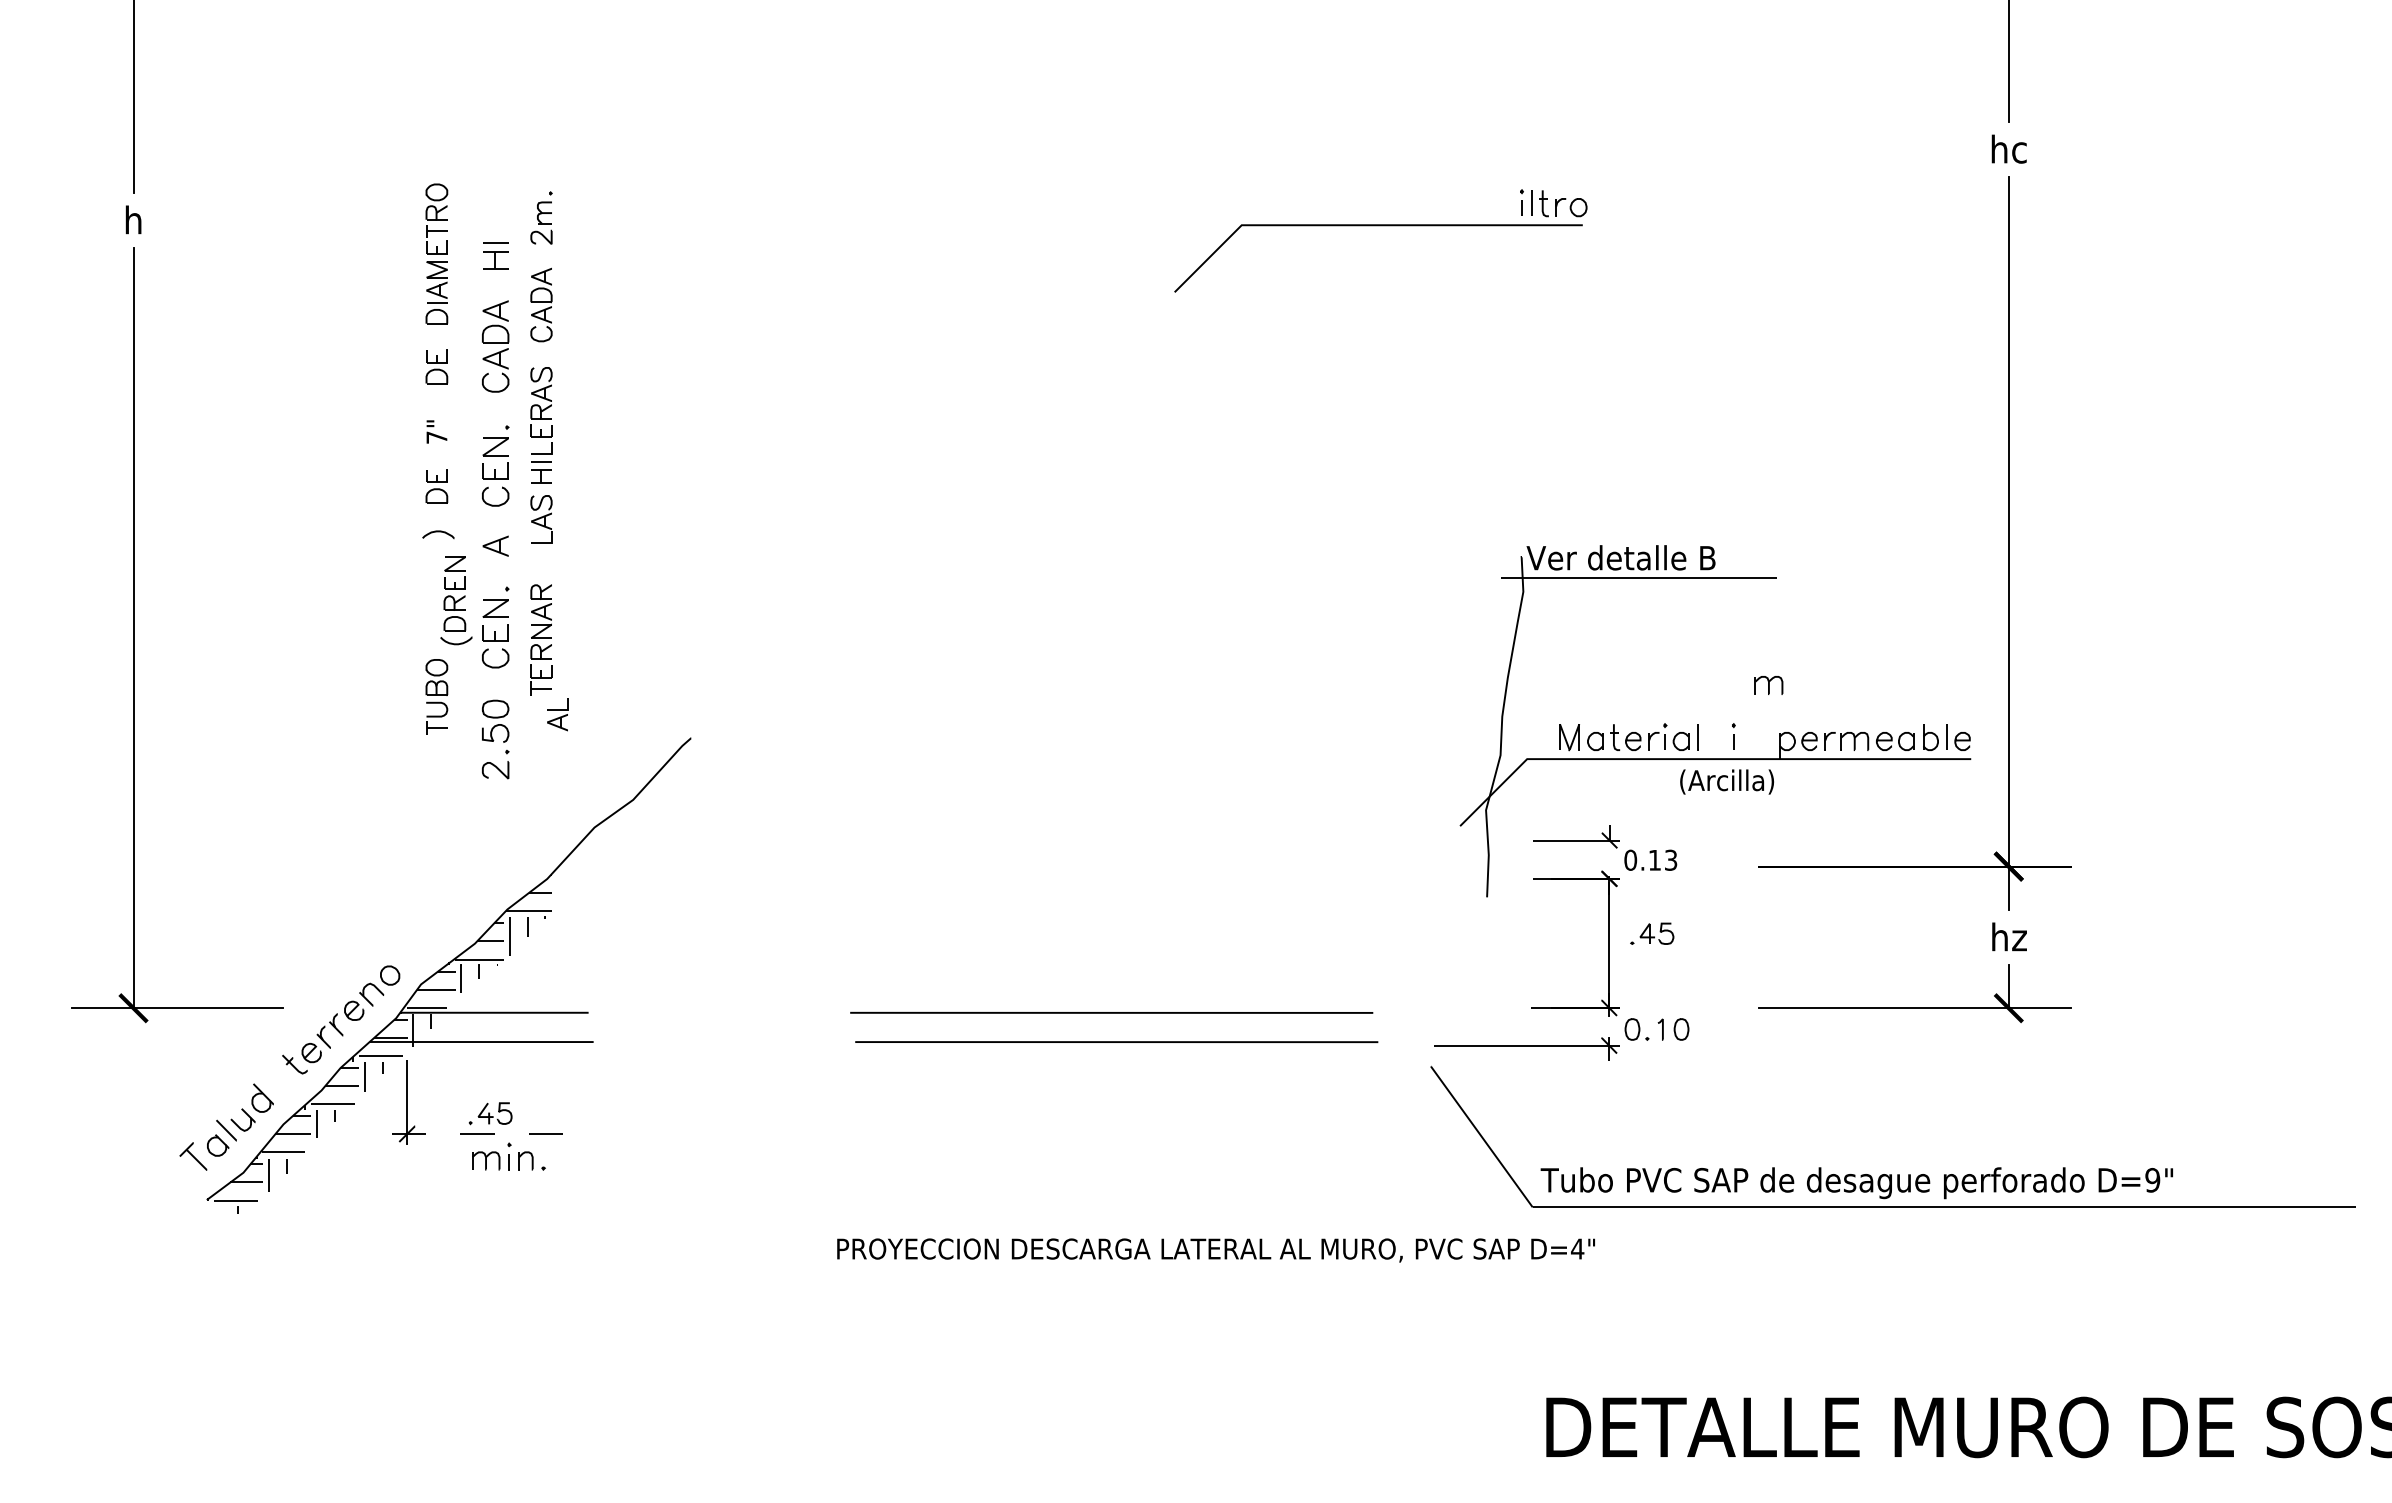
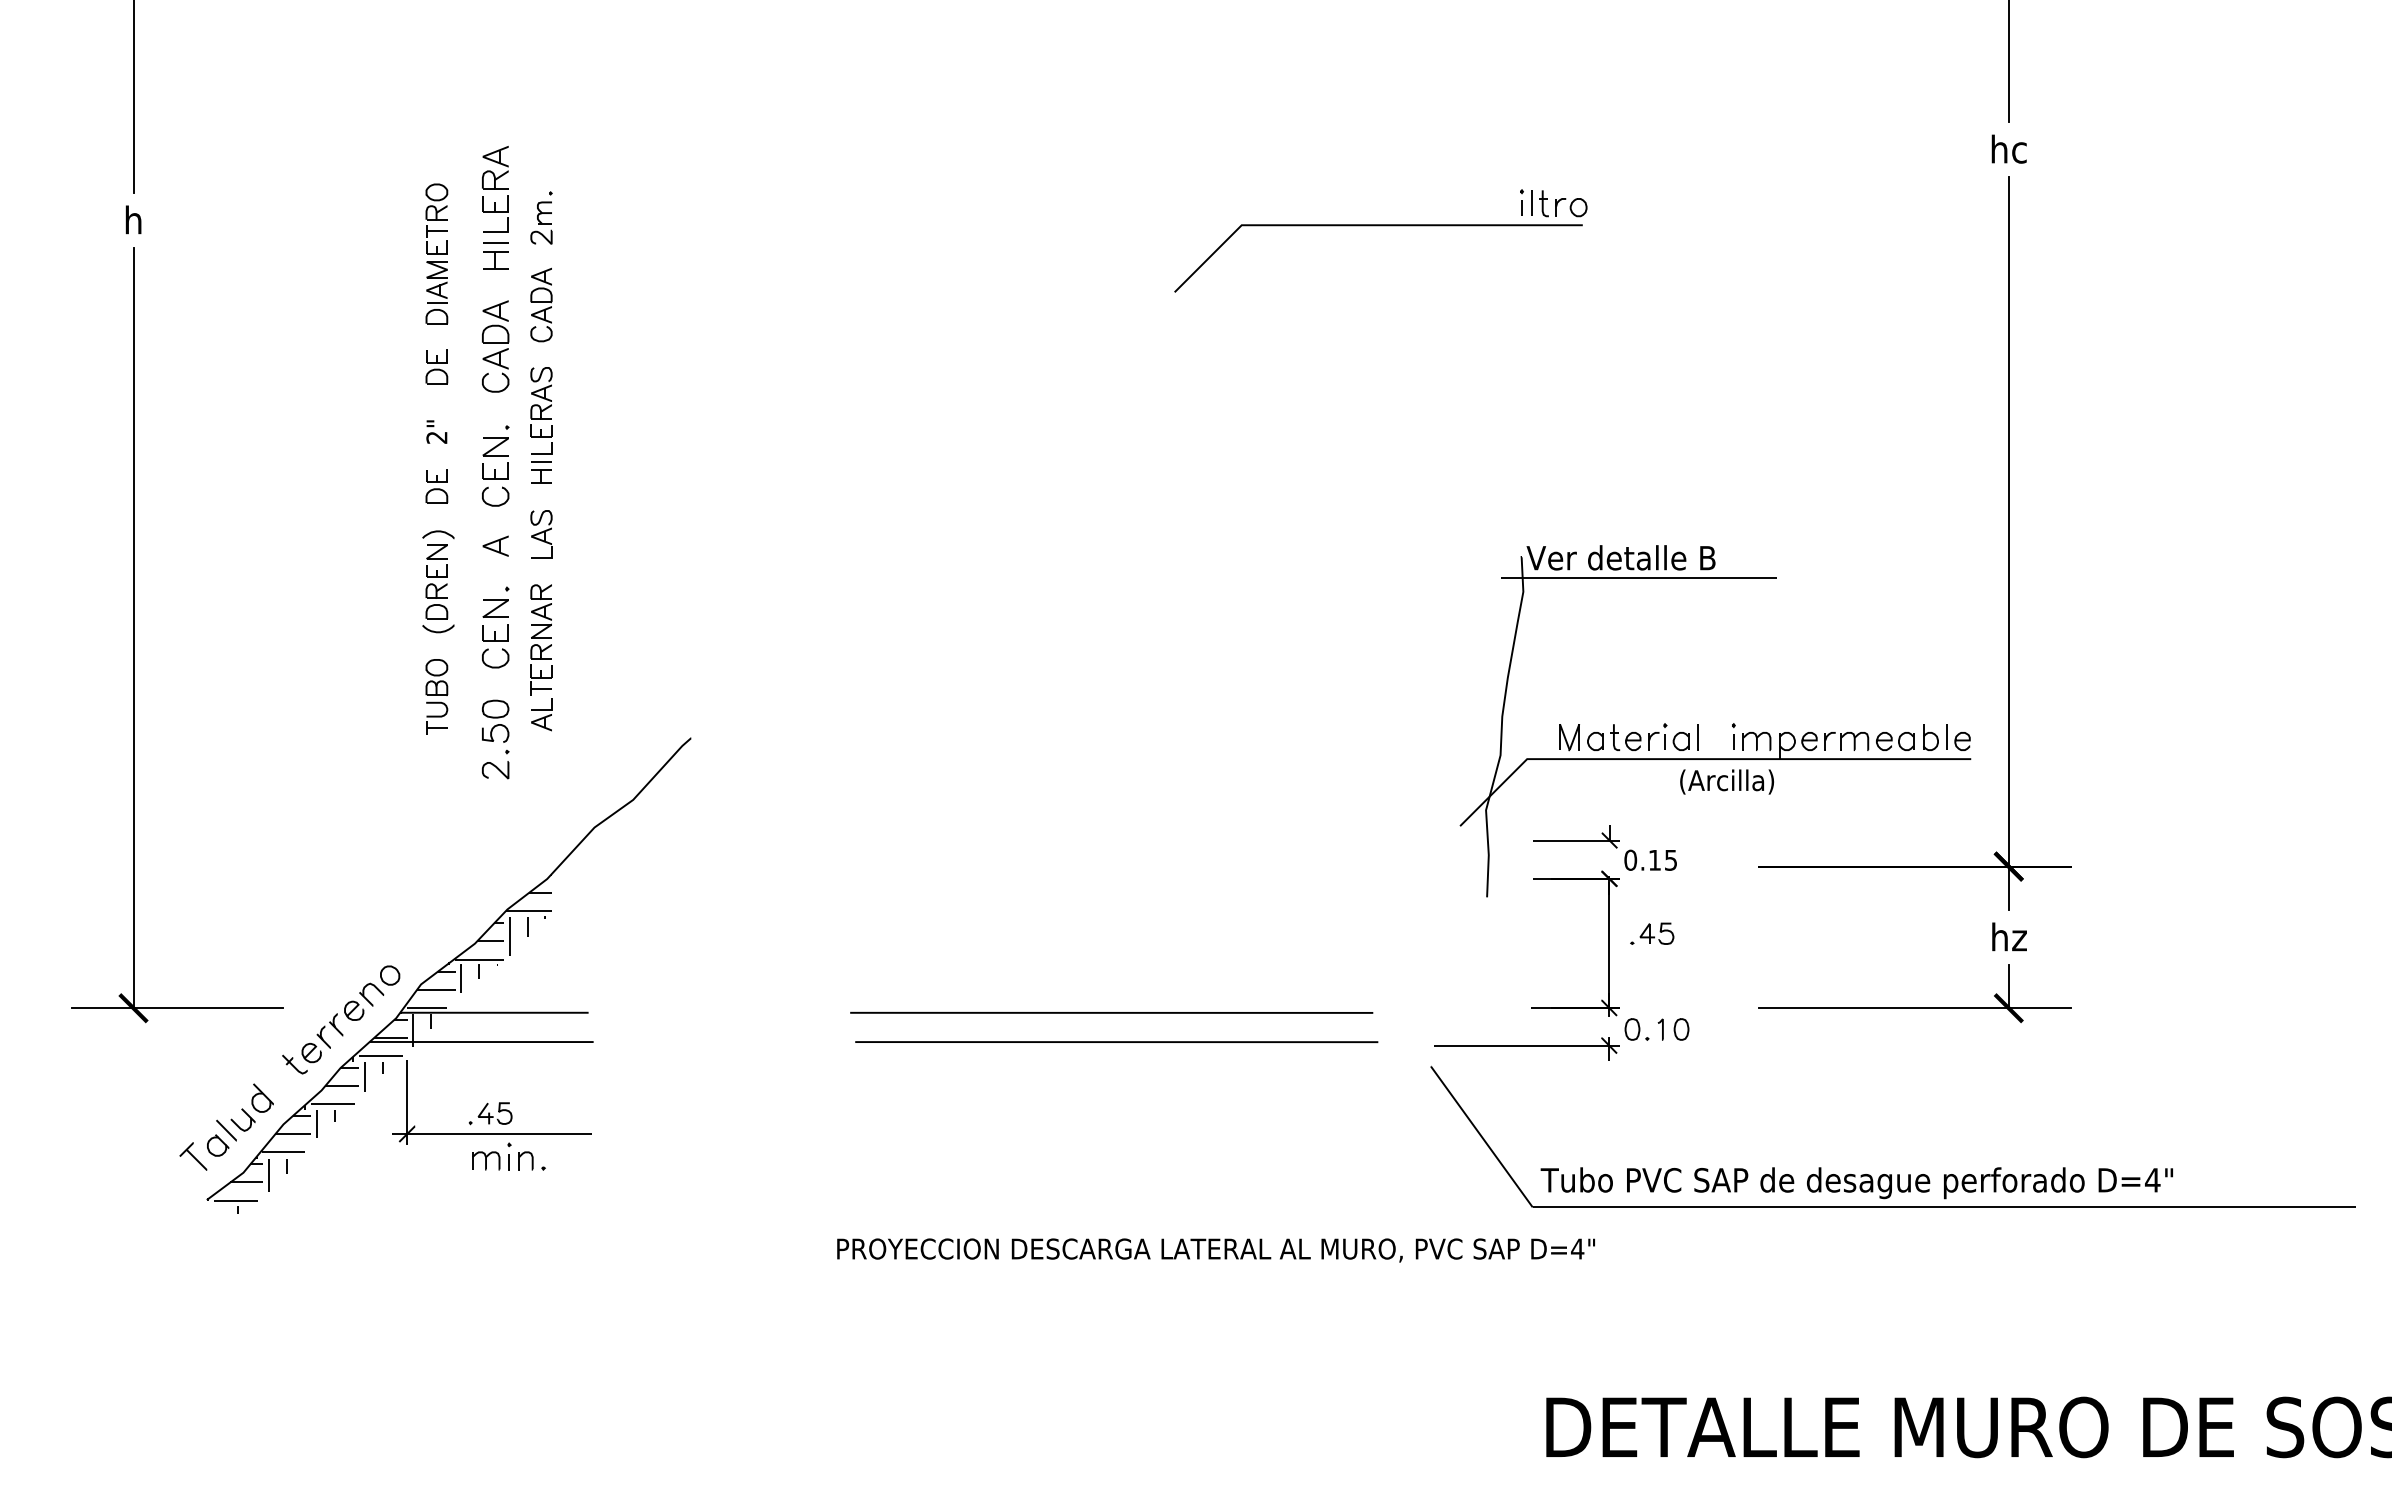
part: none -> present (495, 189)
text: 7" -> 2" (436, 437)
part position: (541, 519) -> (541, 534) (541, 534)
part position: (456, 600) -> (438, 588) (438, 588)
part position: (1768, 685) -> (1756, 741) (1756, 741)
part position: (557, 714) -> (541, 714) (541, 714)
text: 0.13 -> 0.15 (1671, 859)
line: dashed -> solid (493, 1134)
text: D=9" -> D=4" (2152, 1179)
